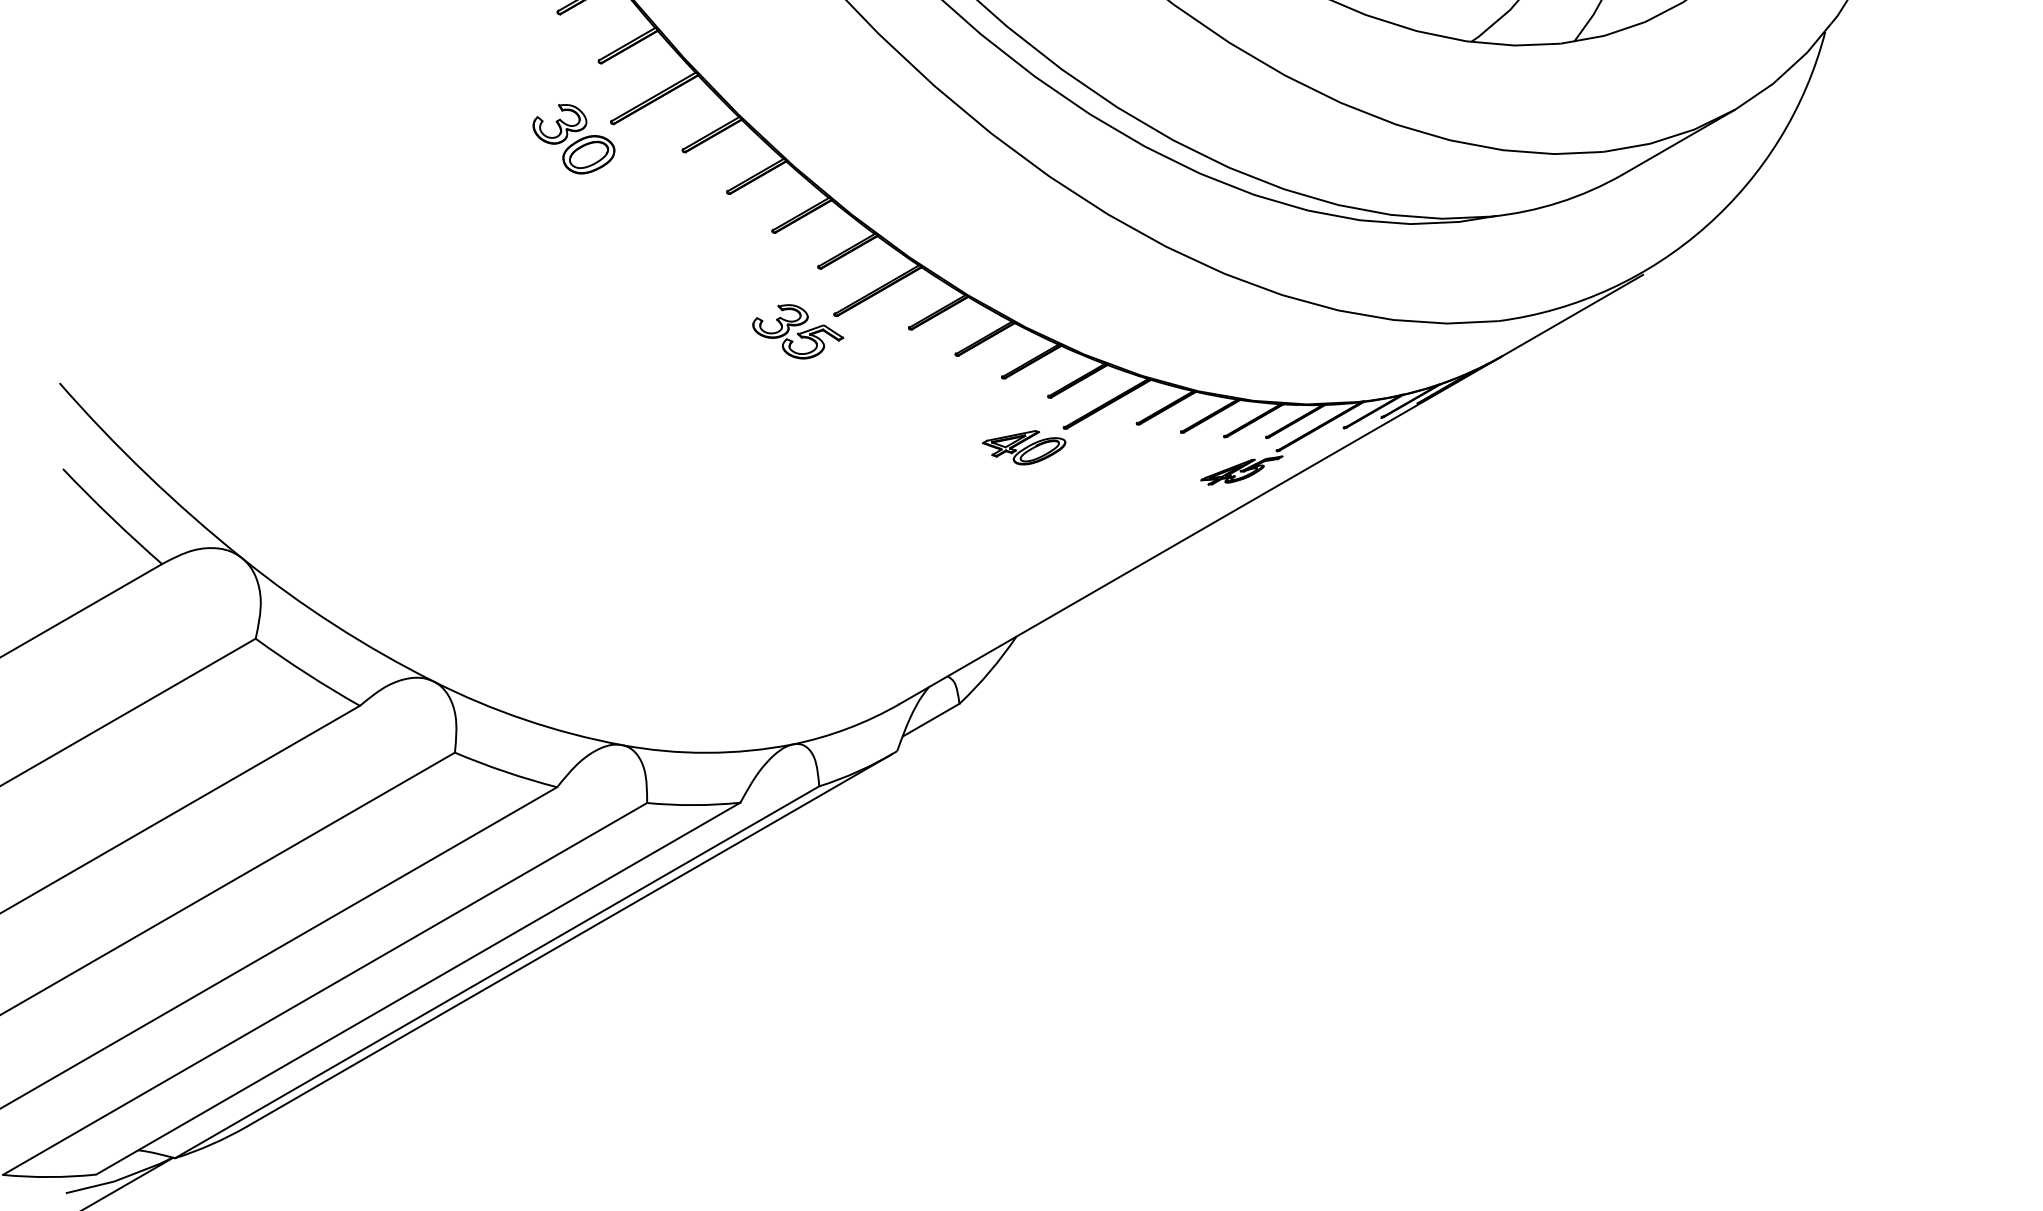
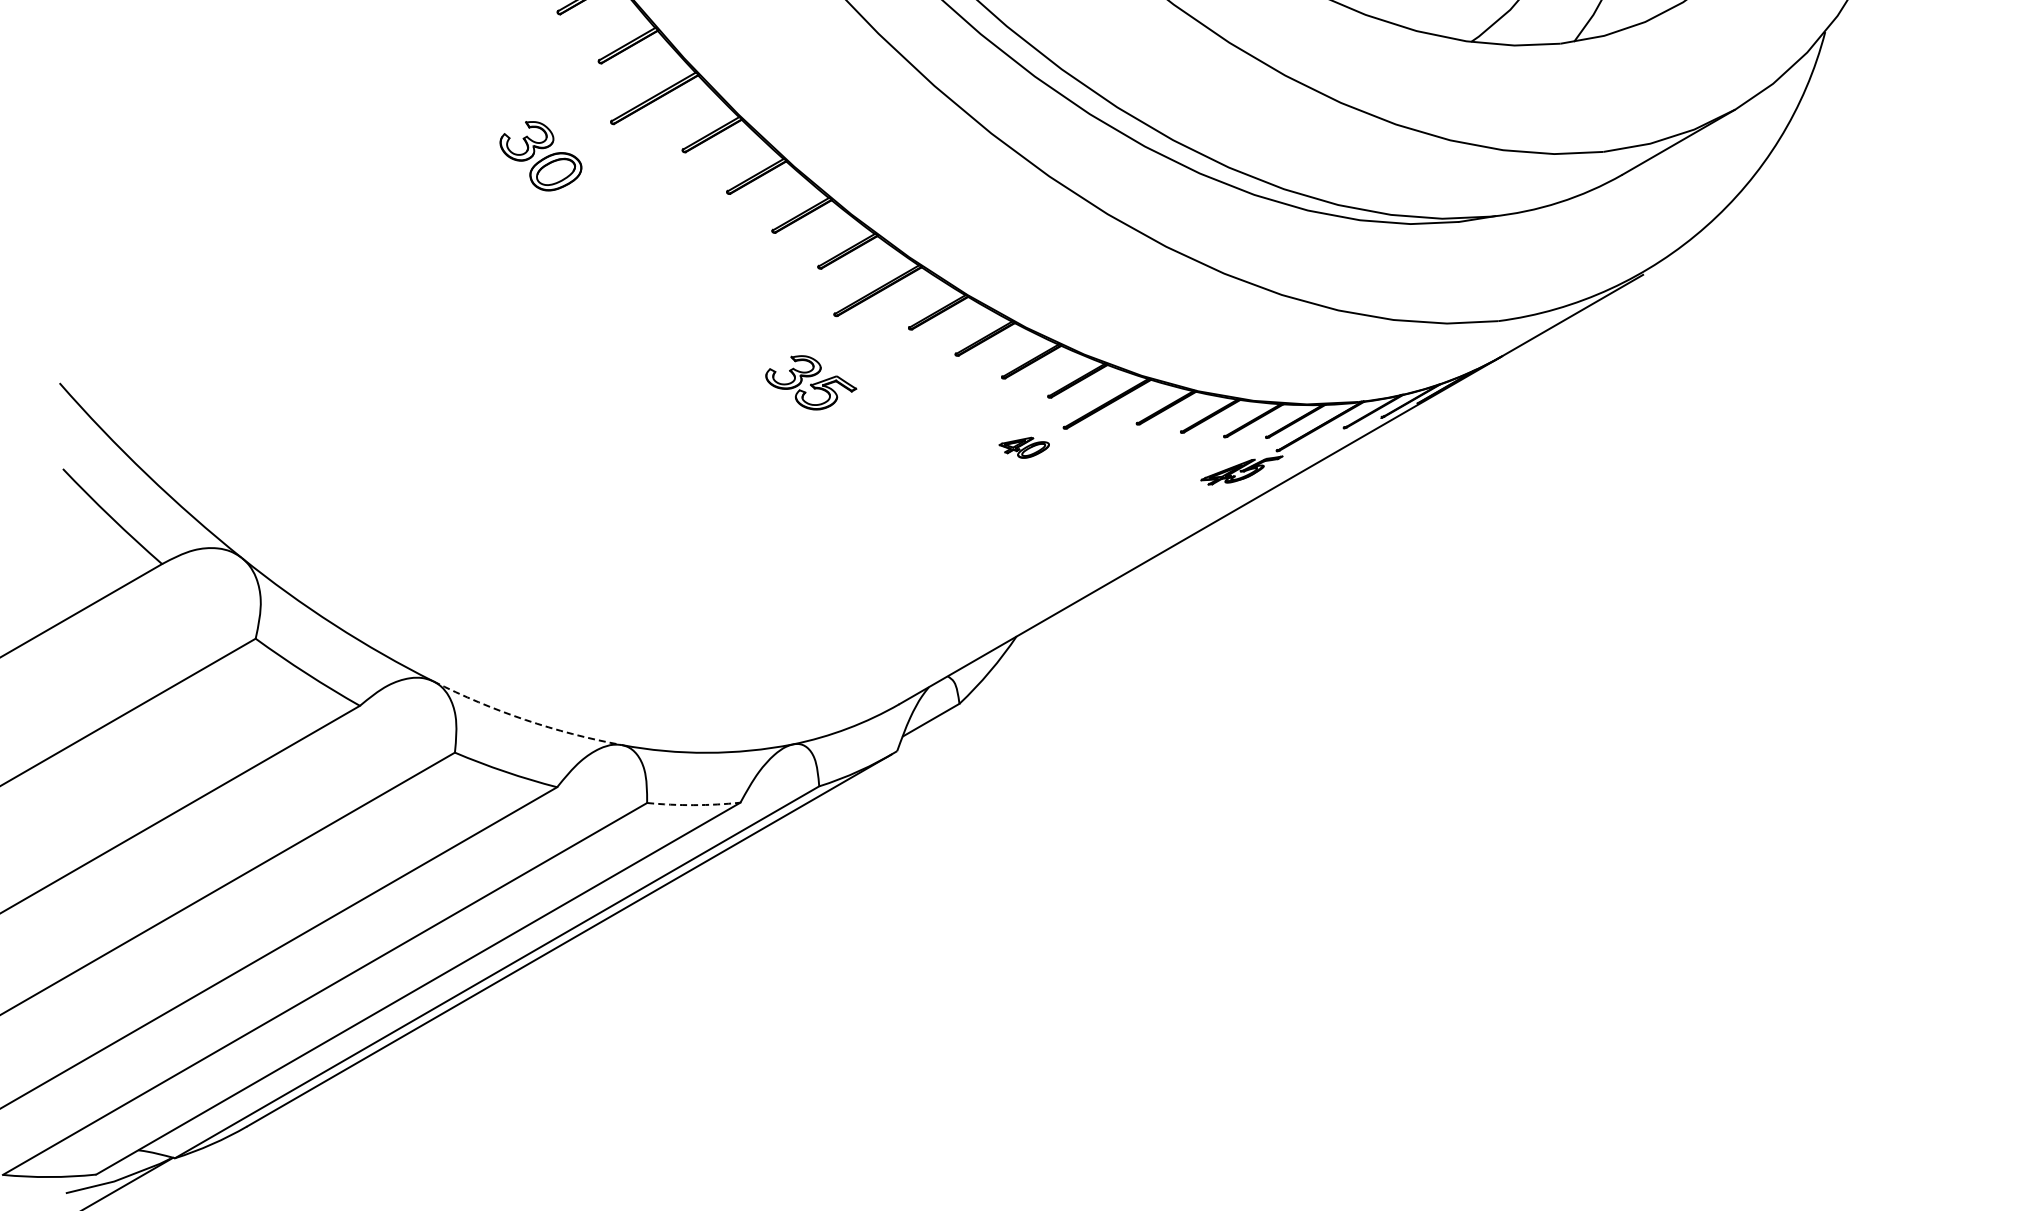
part position: (573, 139) -> (540, 156) (540, 156)
part position: (798, 331) -> (811, 382) (811, 382)
part size: 85x36 px -> 52x23 px (1023, 447)
arc: solid -> dashed (525, 719)
arc: solid -> dashed (693, 805)
